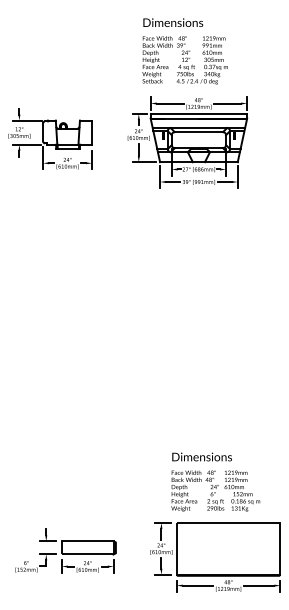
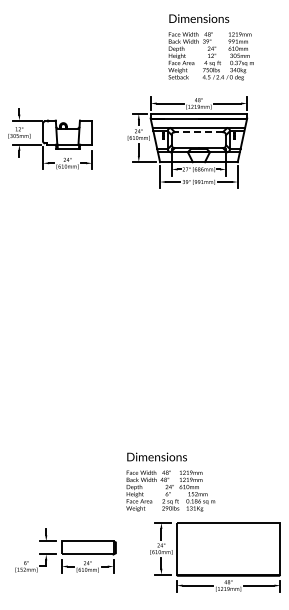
text position: (184, 51) -> (210, 47) (210, 47)
line: solid -> dashed (198, 132)
text position: (215, 481) -> (170, 481) (170, 481)
